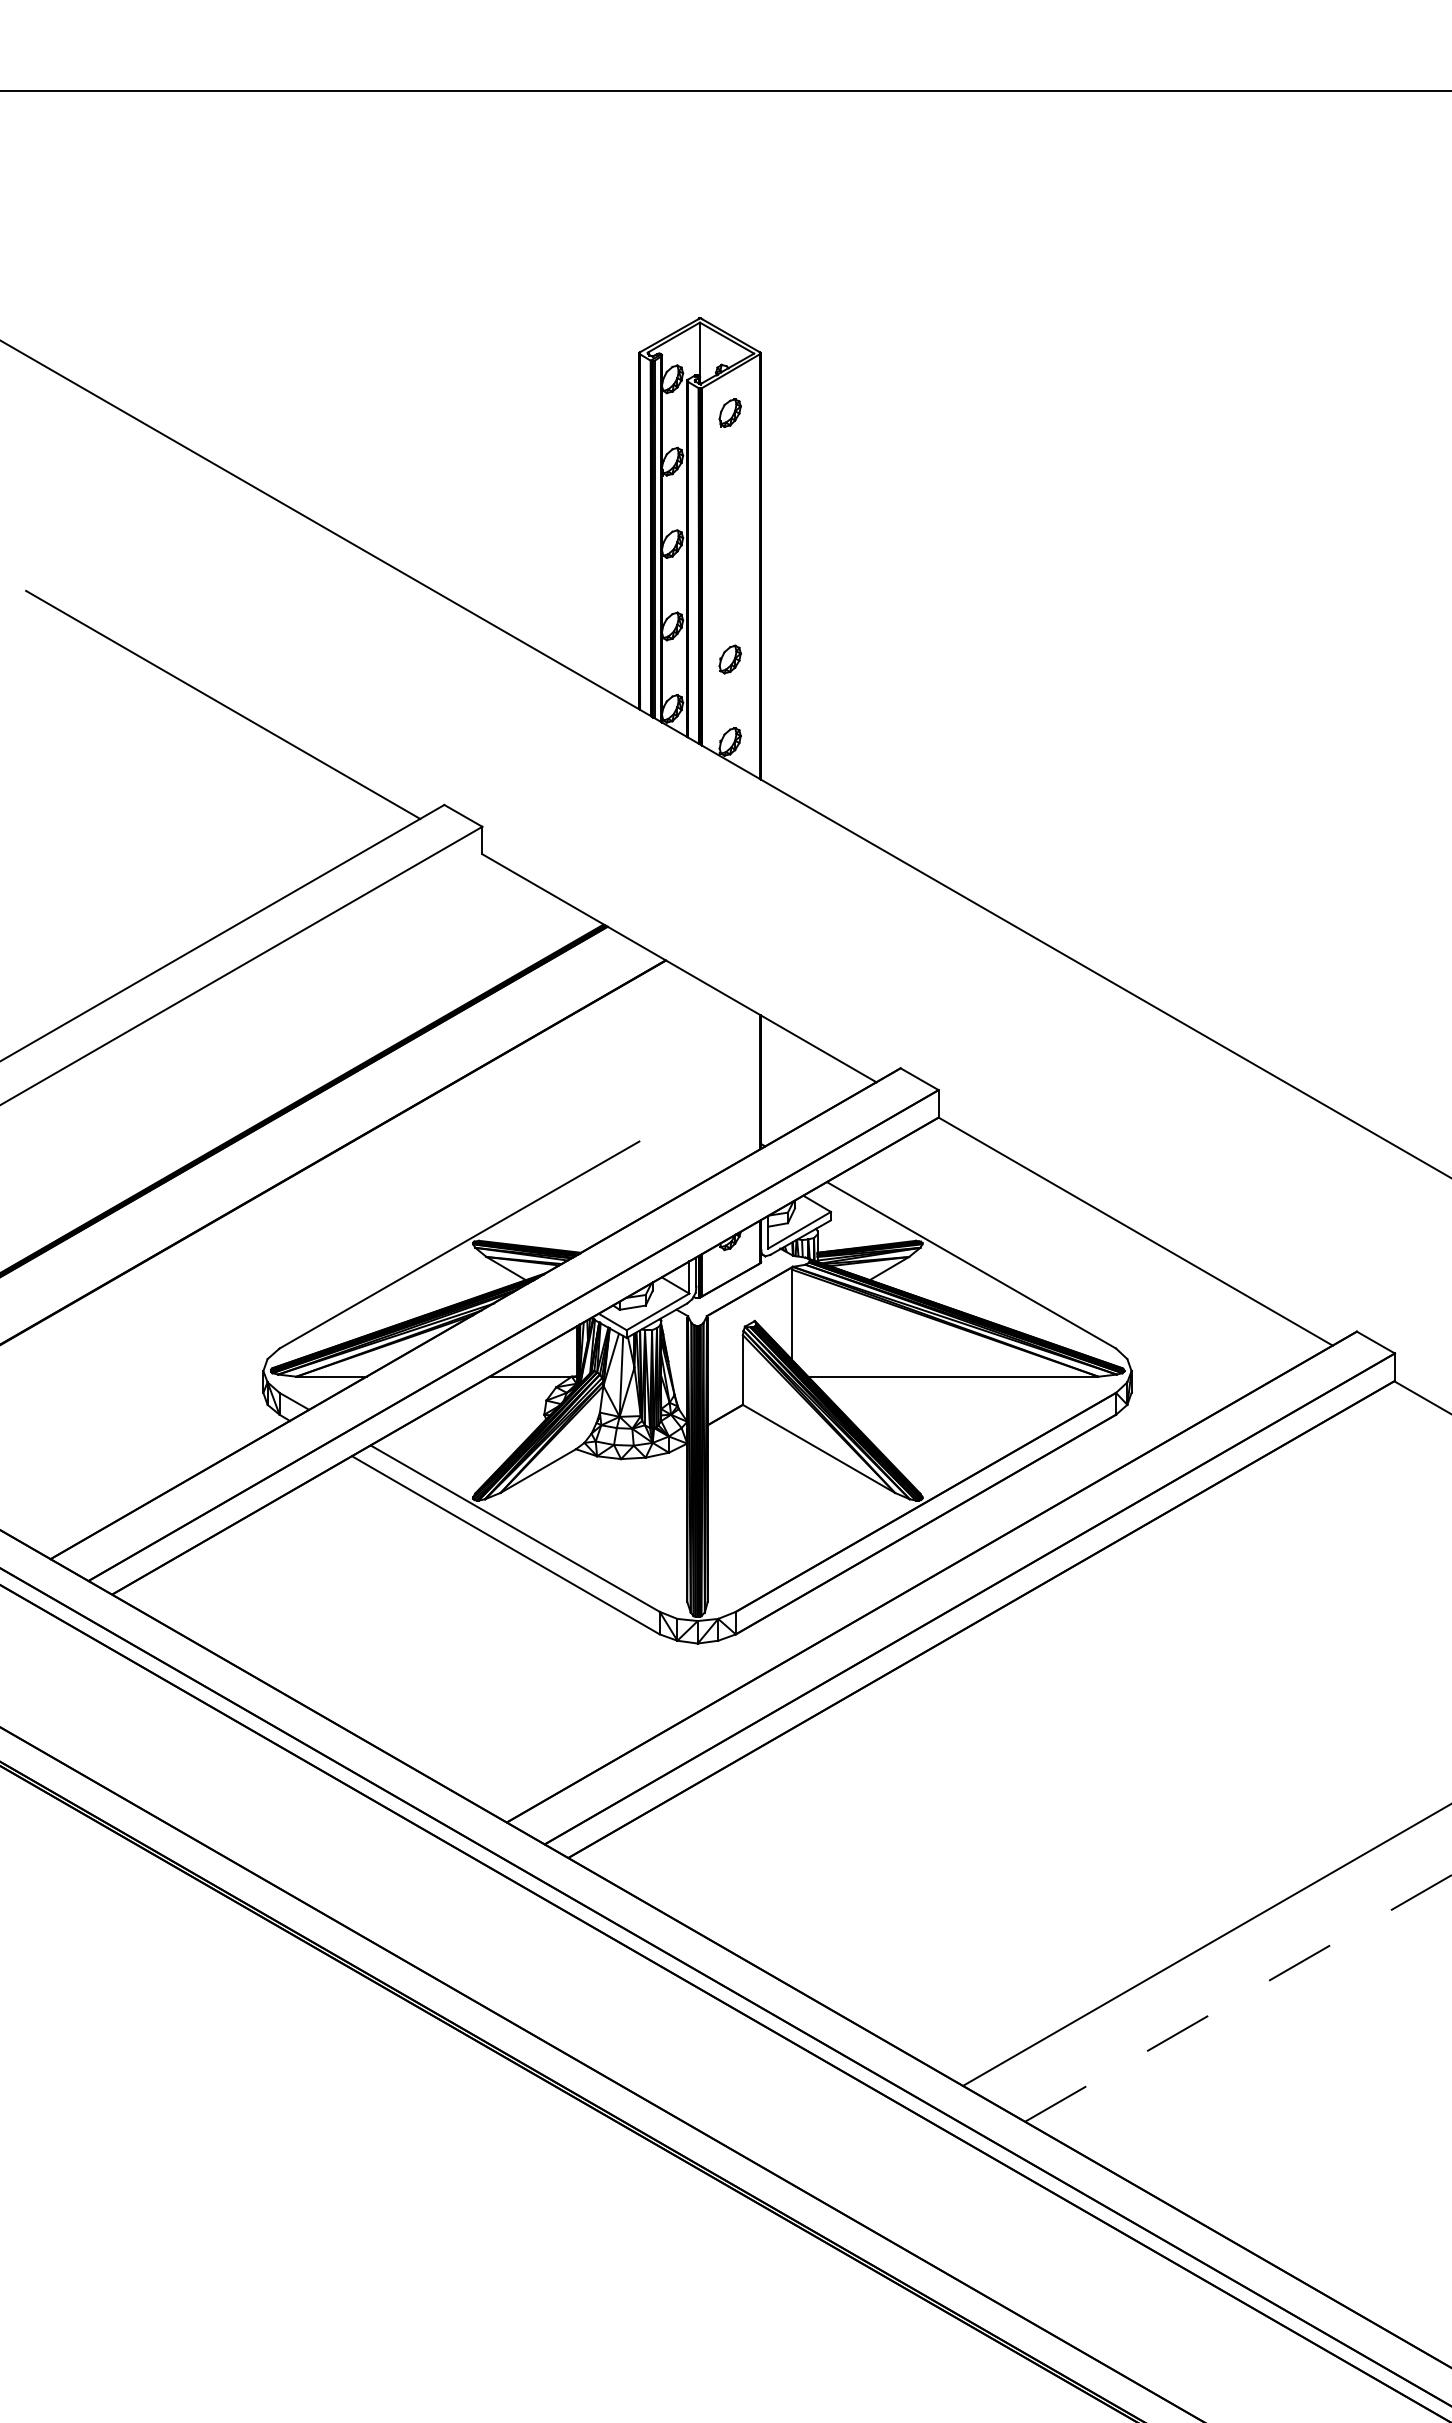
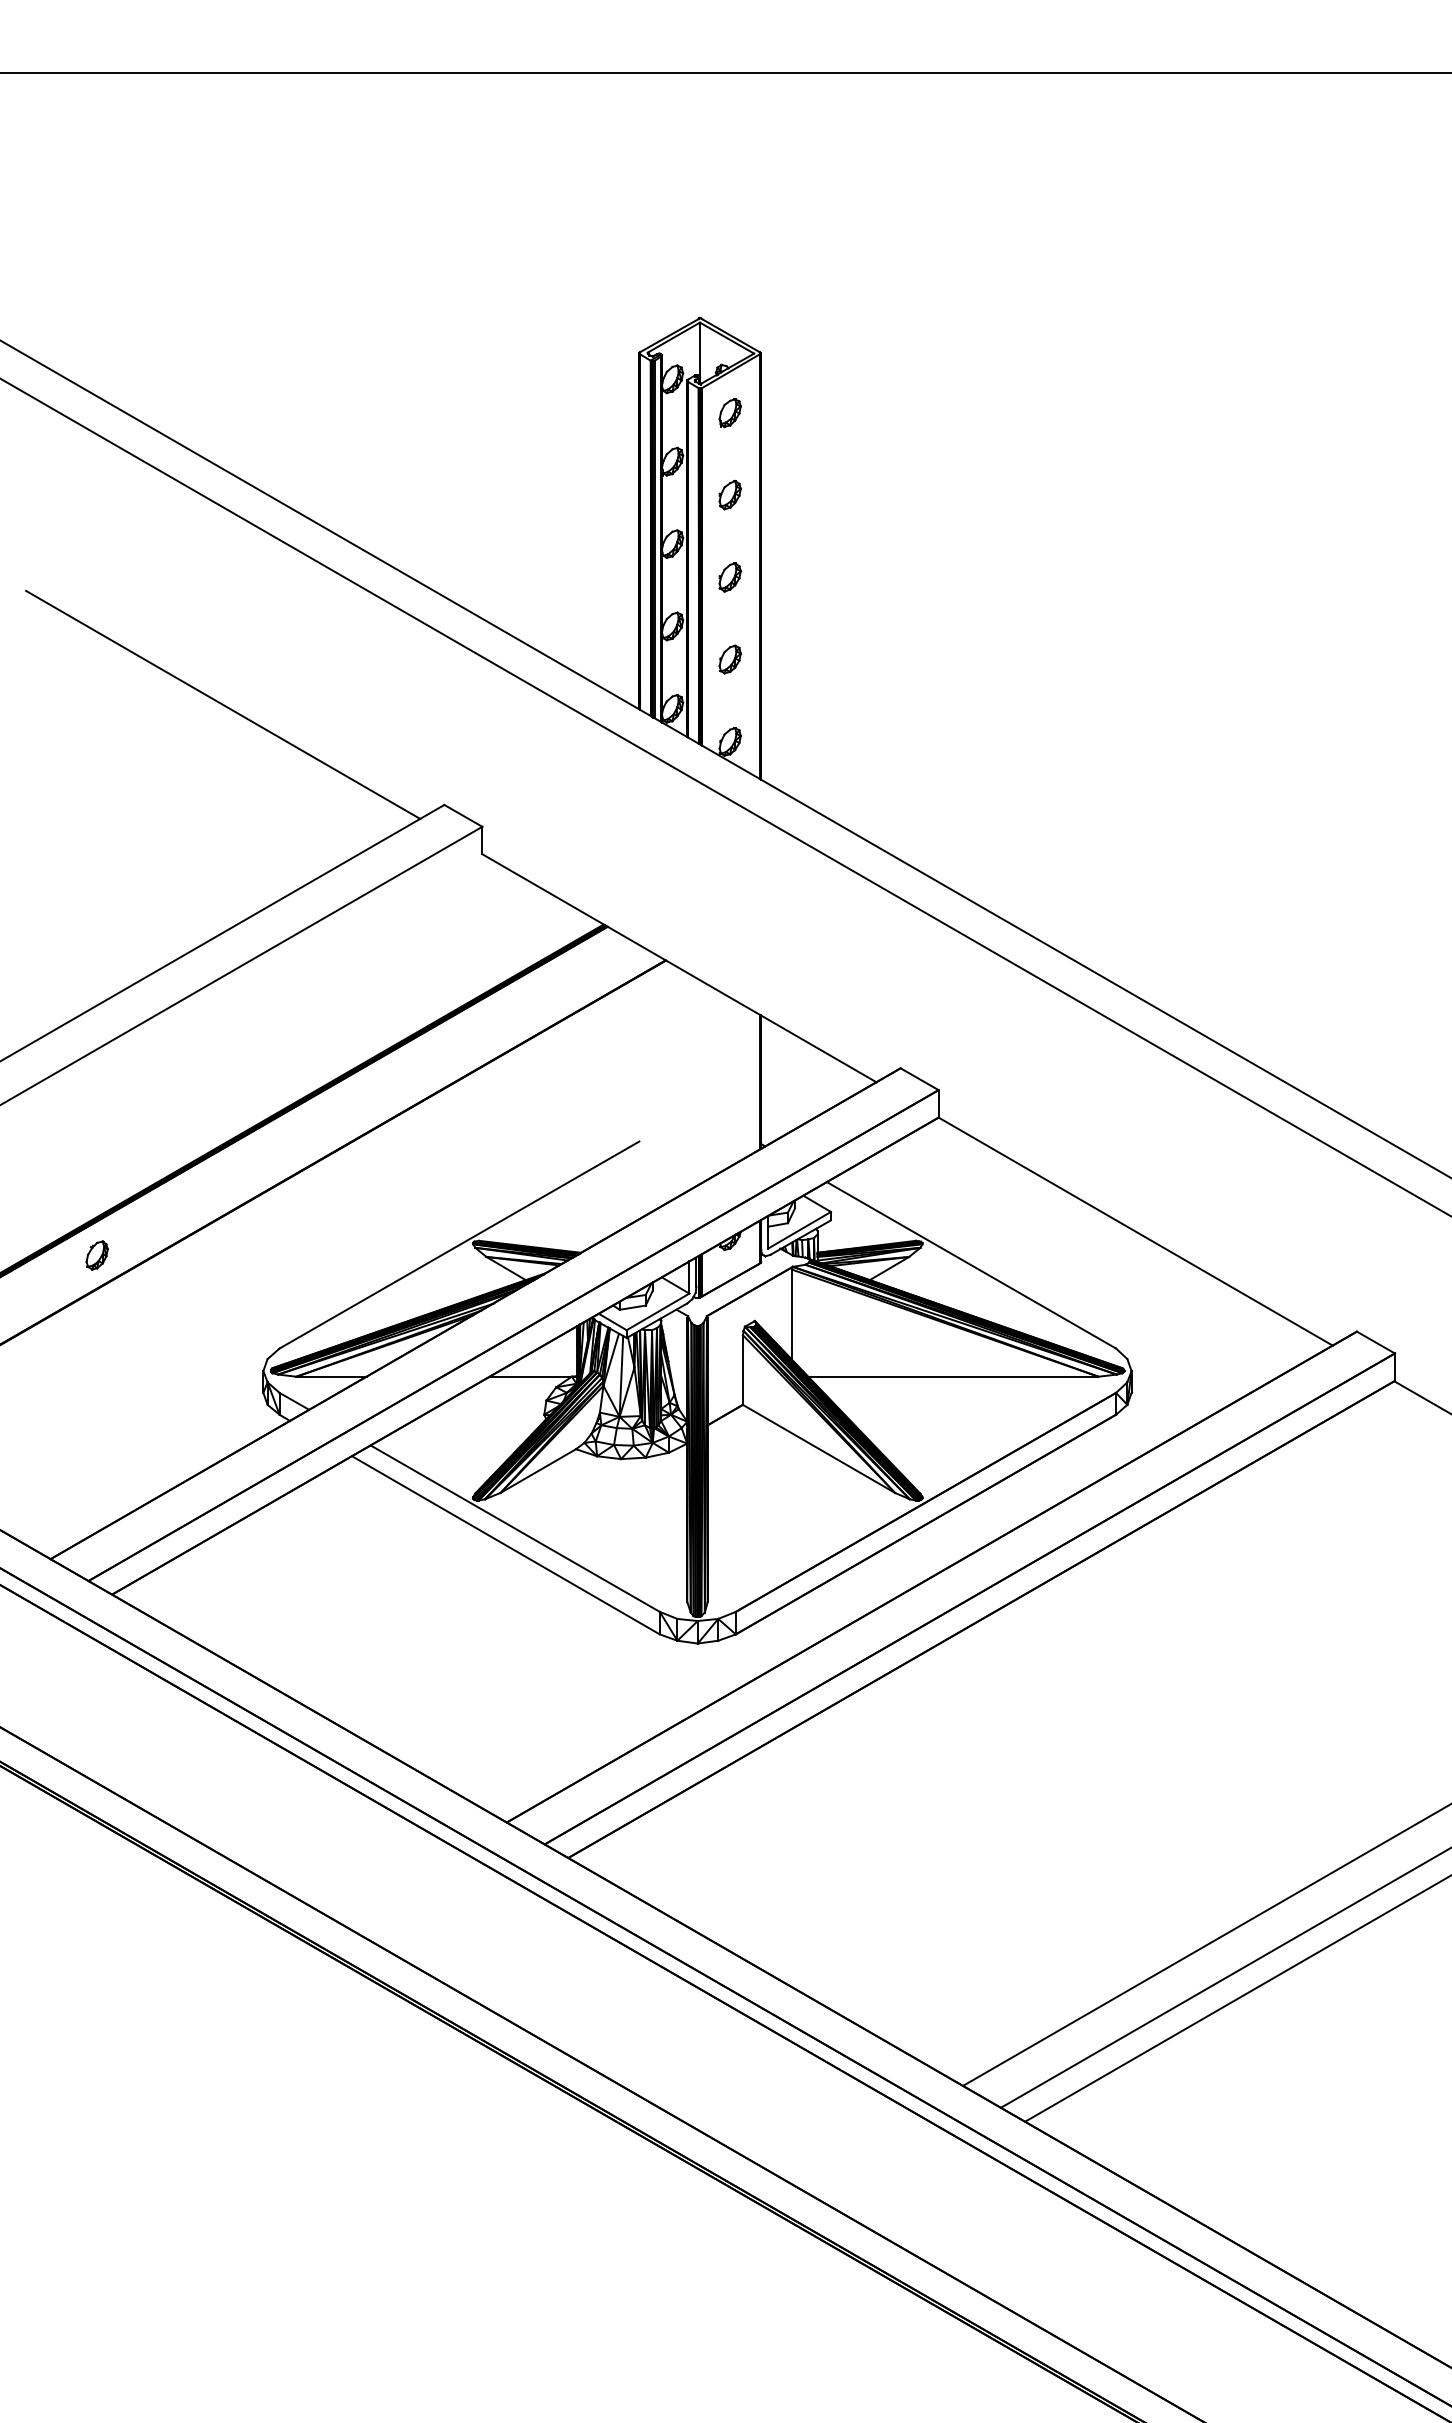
line position: (725, 90) -> (725, 72) (725, 72)
part: none -> present (729, 495)
part: none -> present (729, 577)
line: none -> present (725, 797)
part: none -> present (96, 1255)
line: none -> present (1224, 1978)
line: dashed -> solid (1238, 1998)
